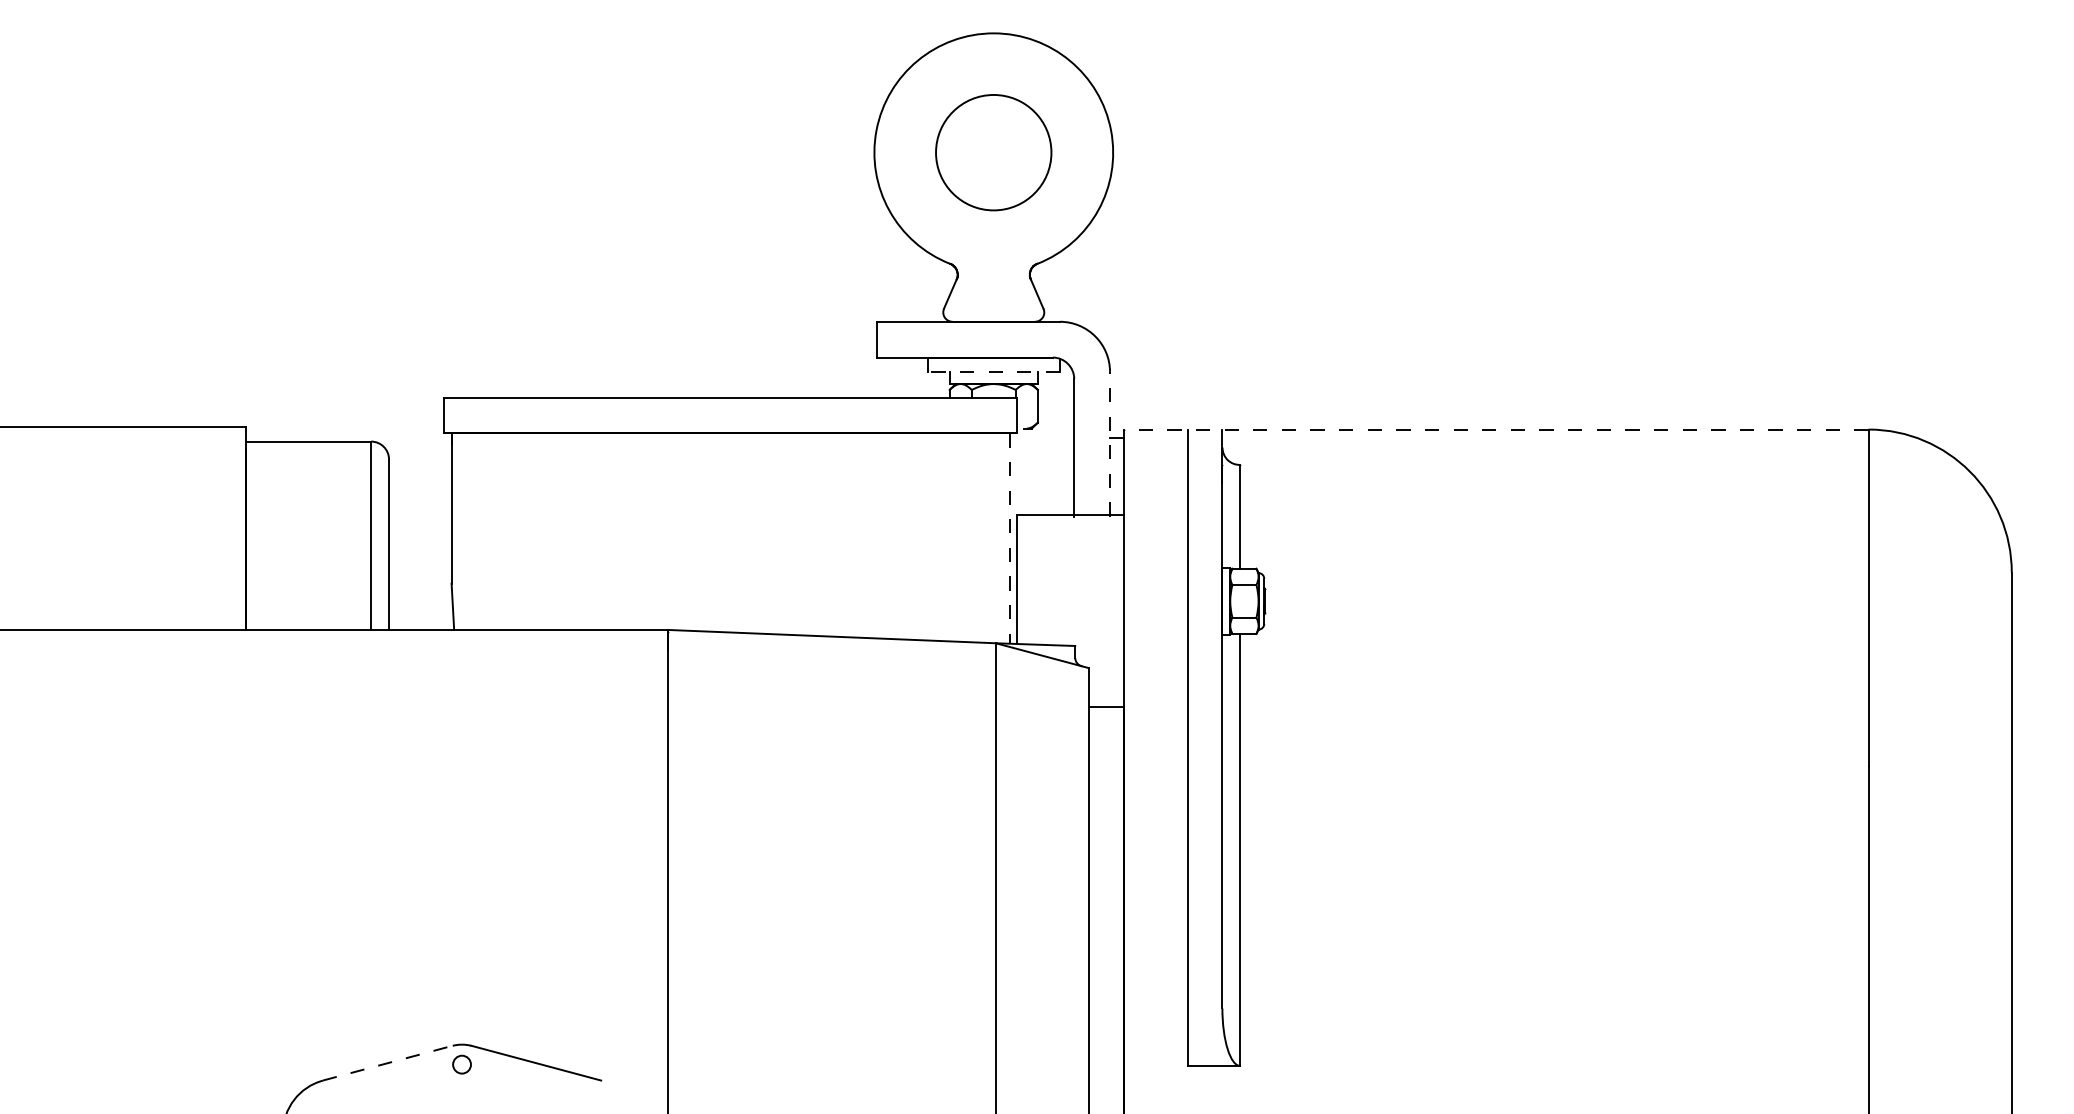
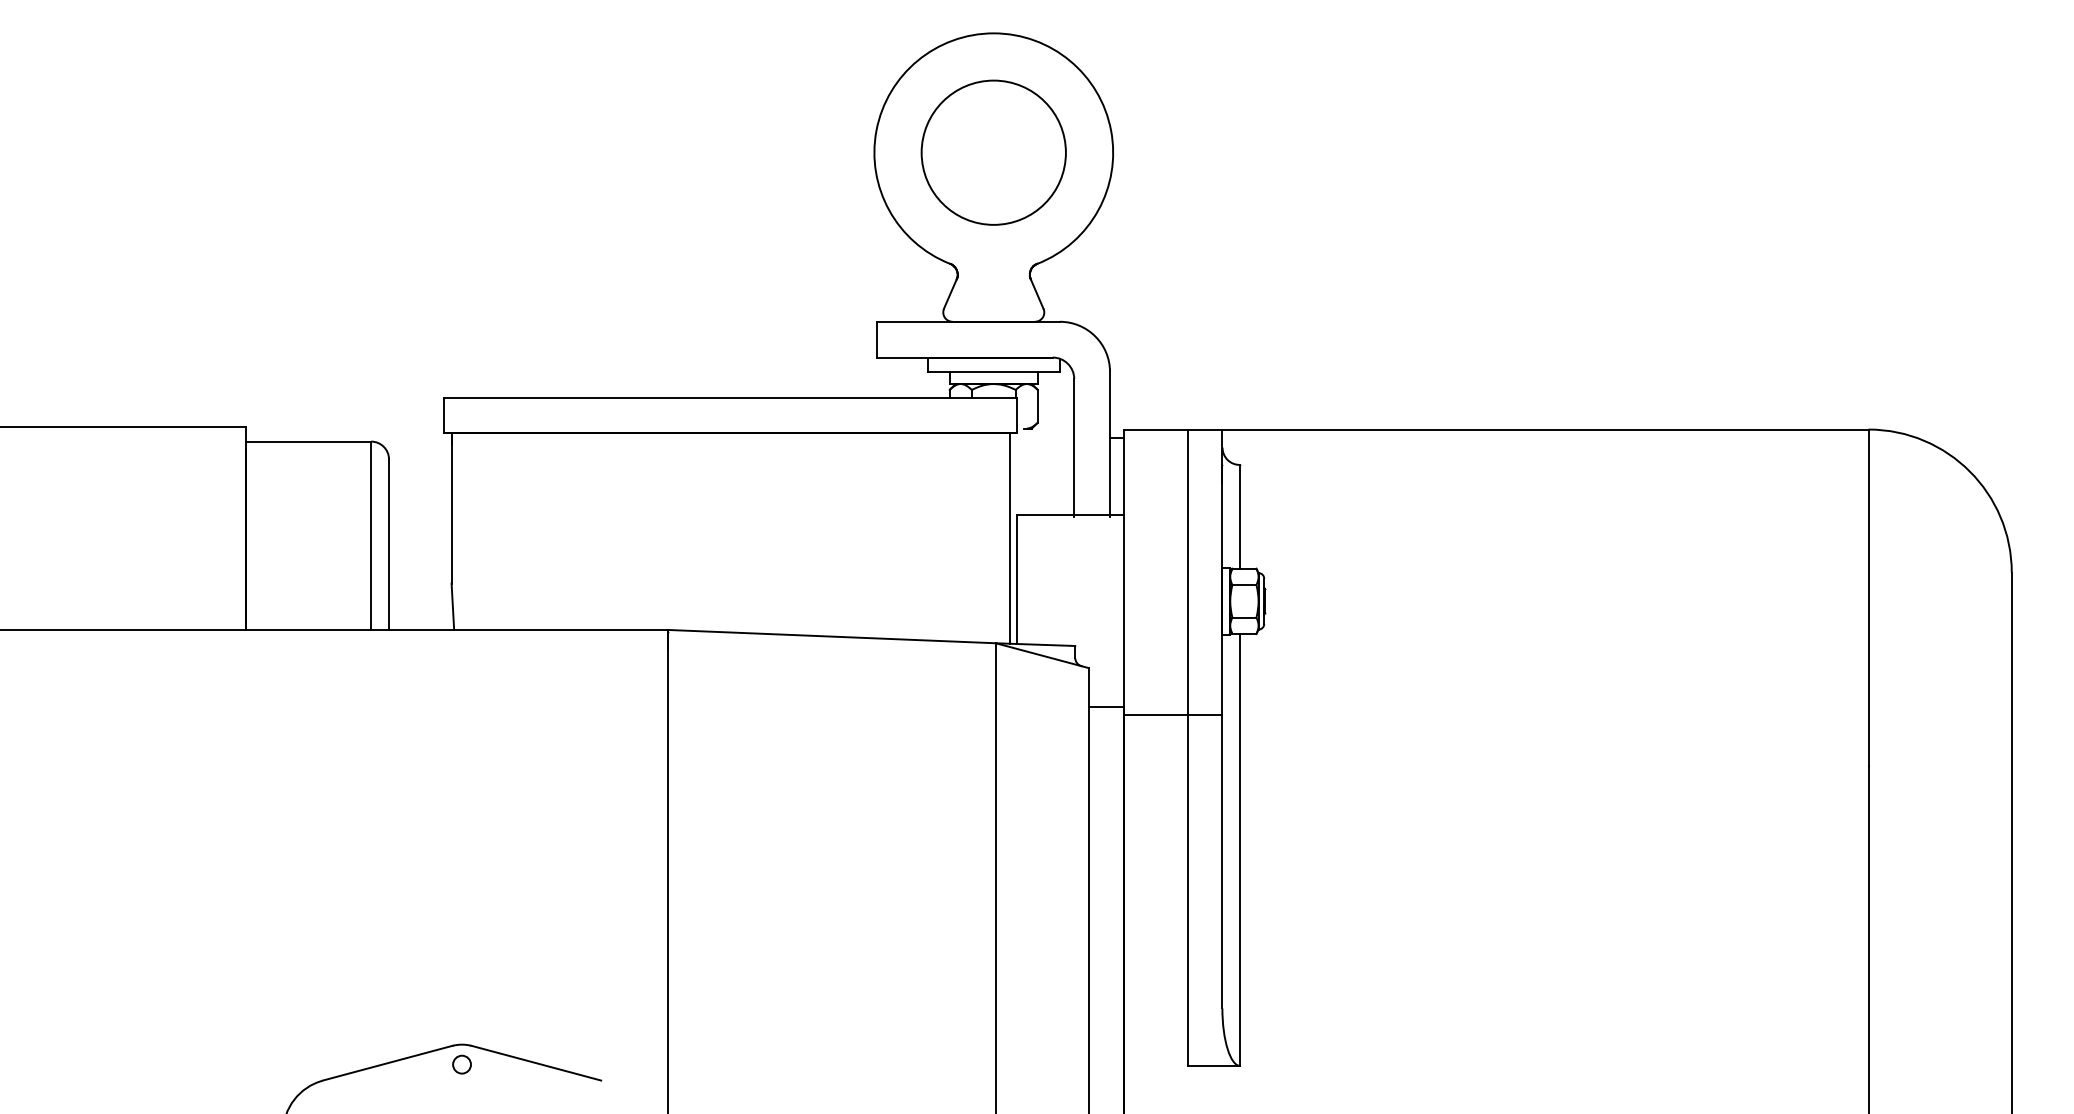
circle size: 118x118 px -> 147x147 px (993, 152)
line: dashed -> solid (993, 371)
line: dashed -> solid (1495, 429)
line: dashed -> solid (1110, 443)
line: dashed -> solid (1009, 539)
line: none -> present (1173, 715)
line: dashed -> solid (388, 1063)
